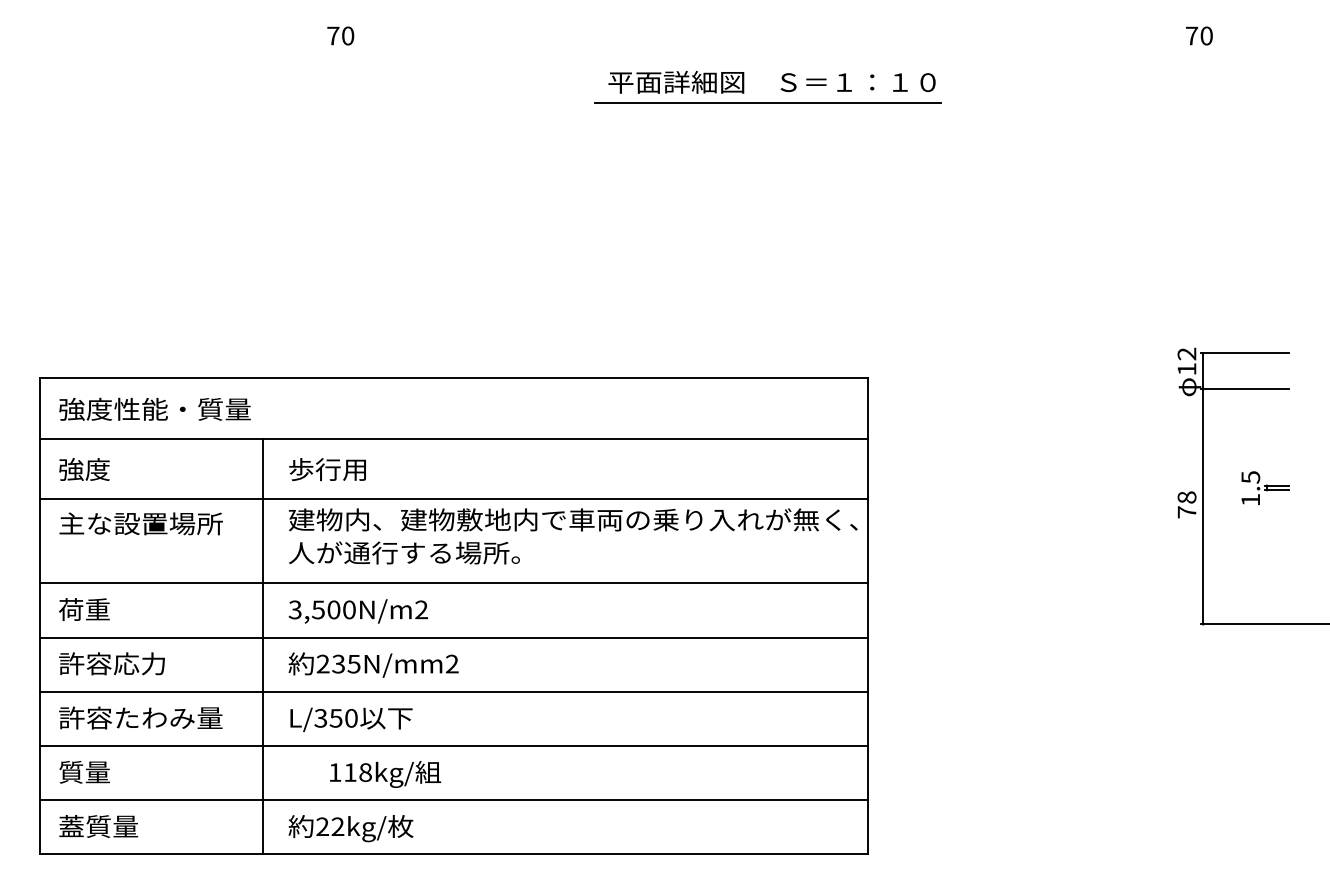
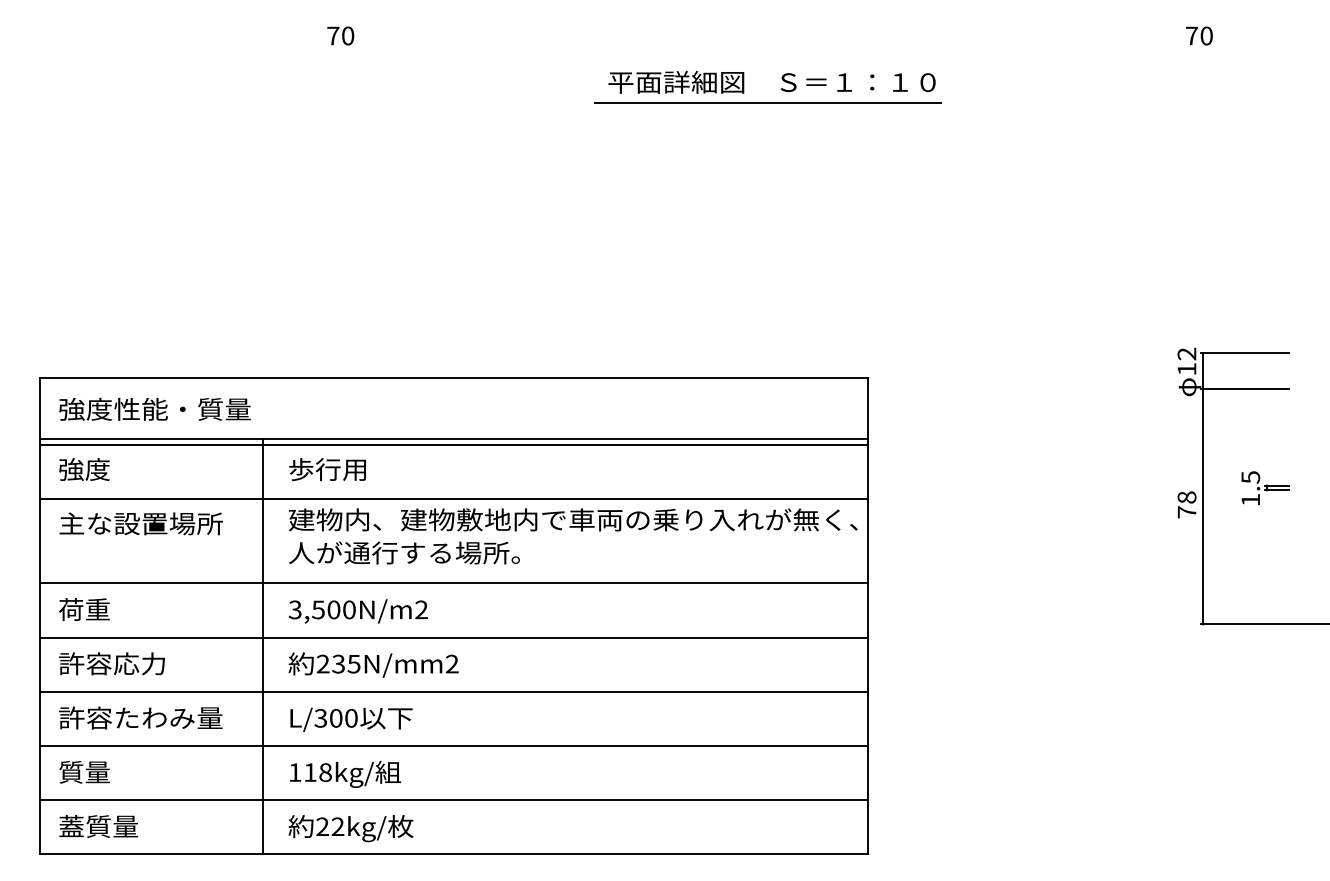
line: none -> present (453, 444)
text: L/350 -> L/300 (335, 718)
text position: (385, 774) -> (345, 774) (345, 774)
